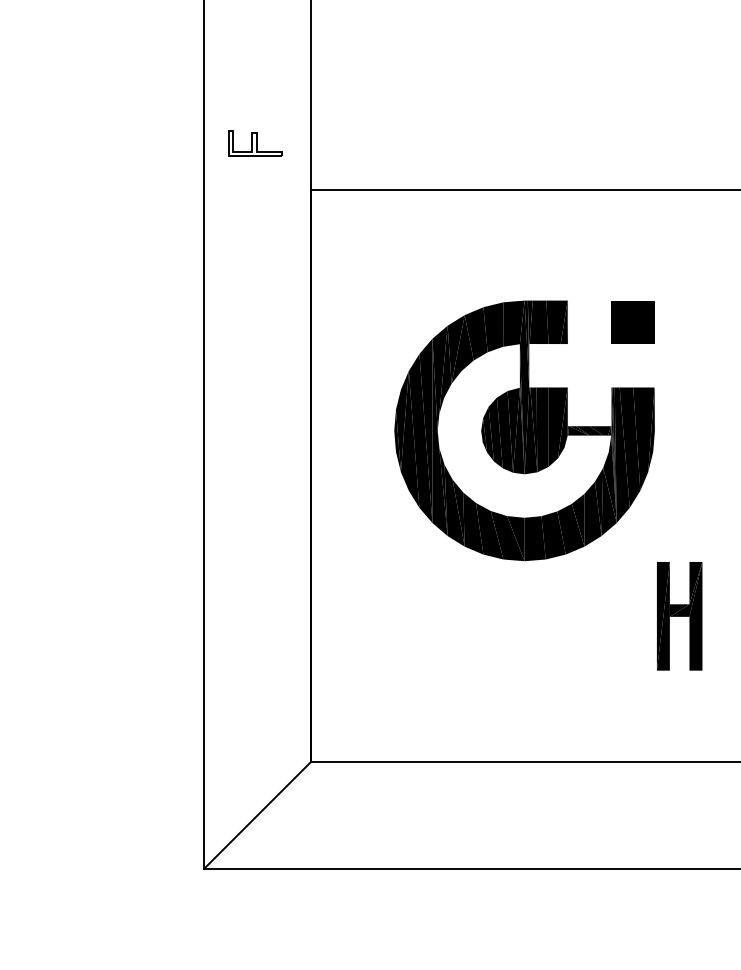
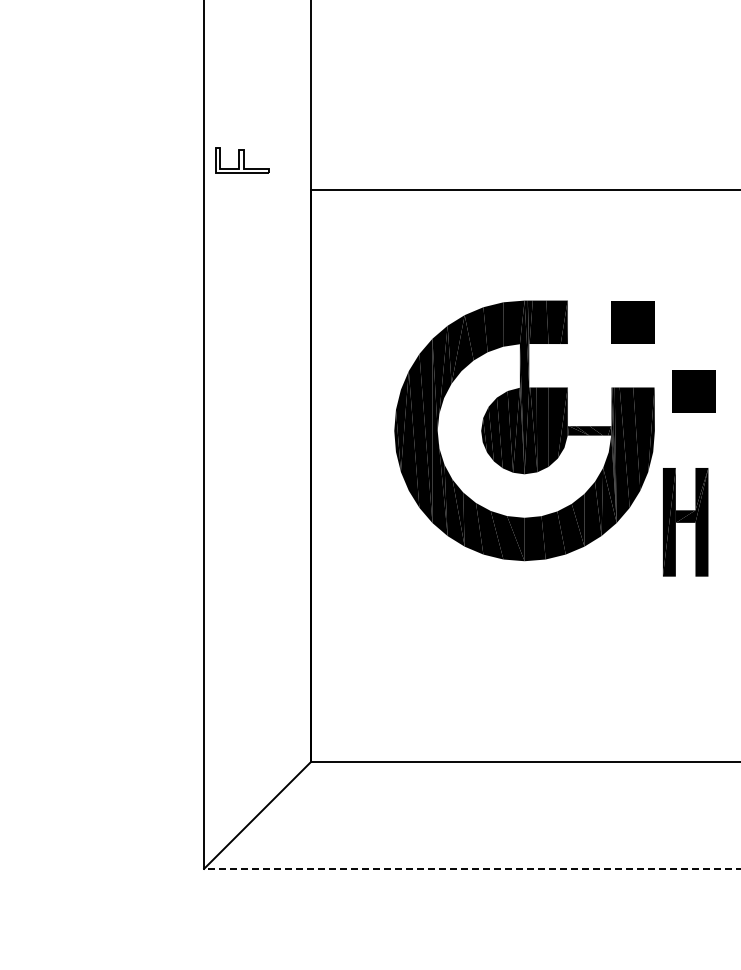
part position: (255, 143) -> (242, 160) (242, 160)
part: none -> present (693, 391)
part position: (679, 616) -> (685, 522) (685, 522)
line: solid -> dashed (472, 868)
